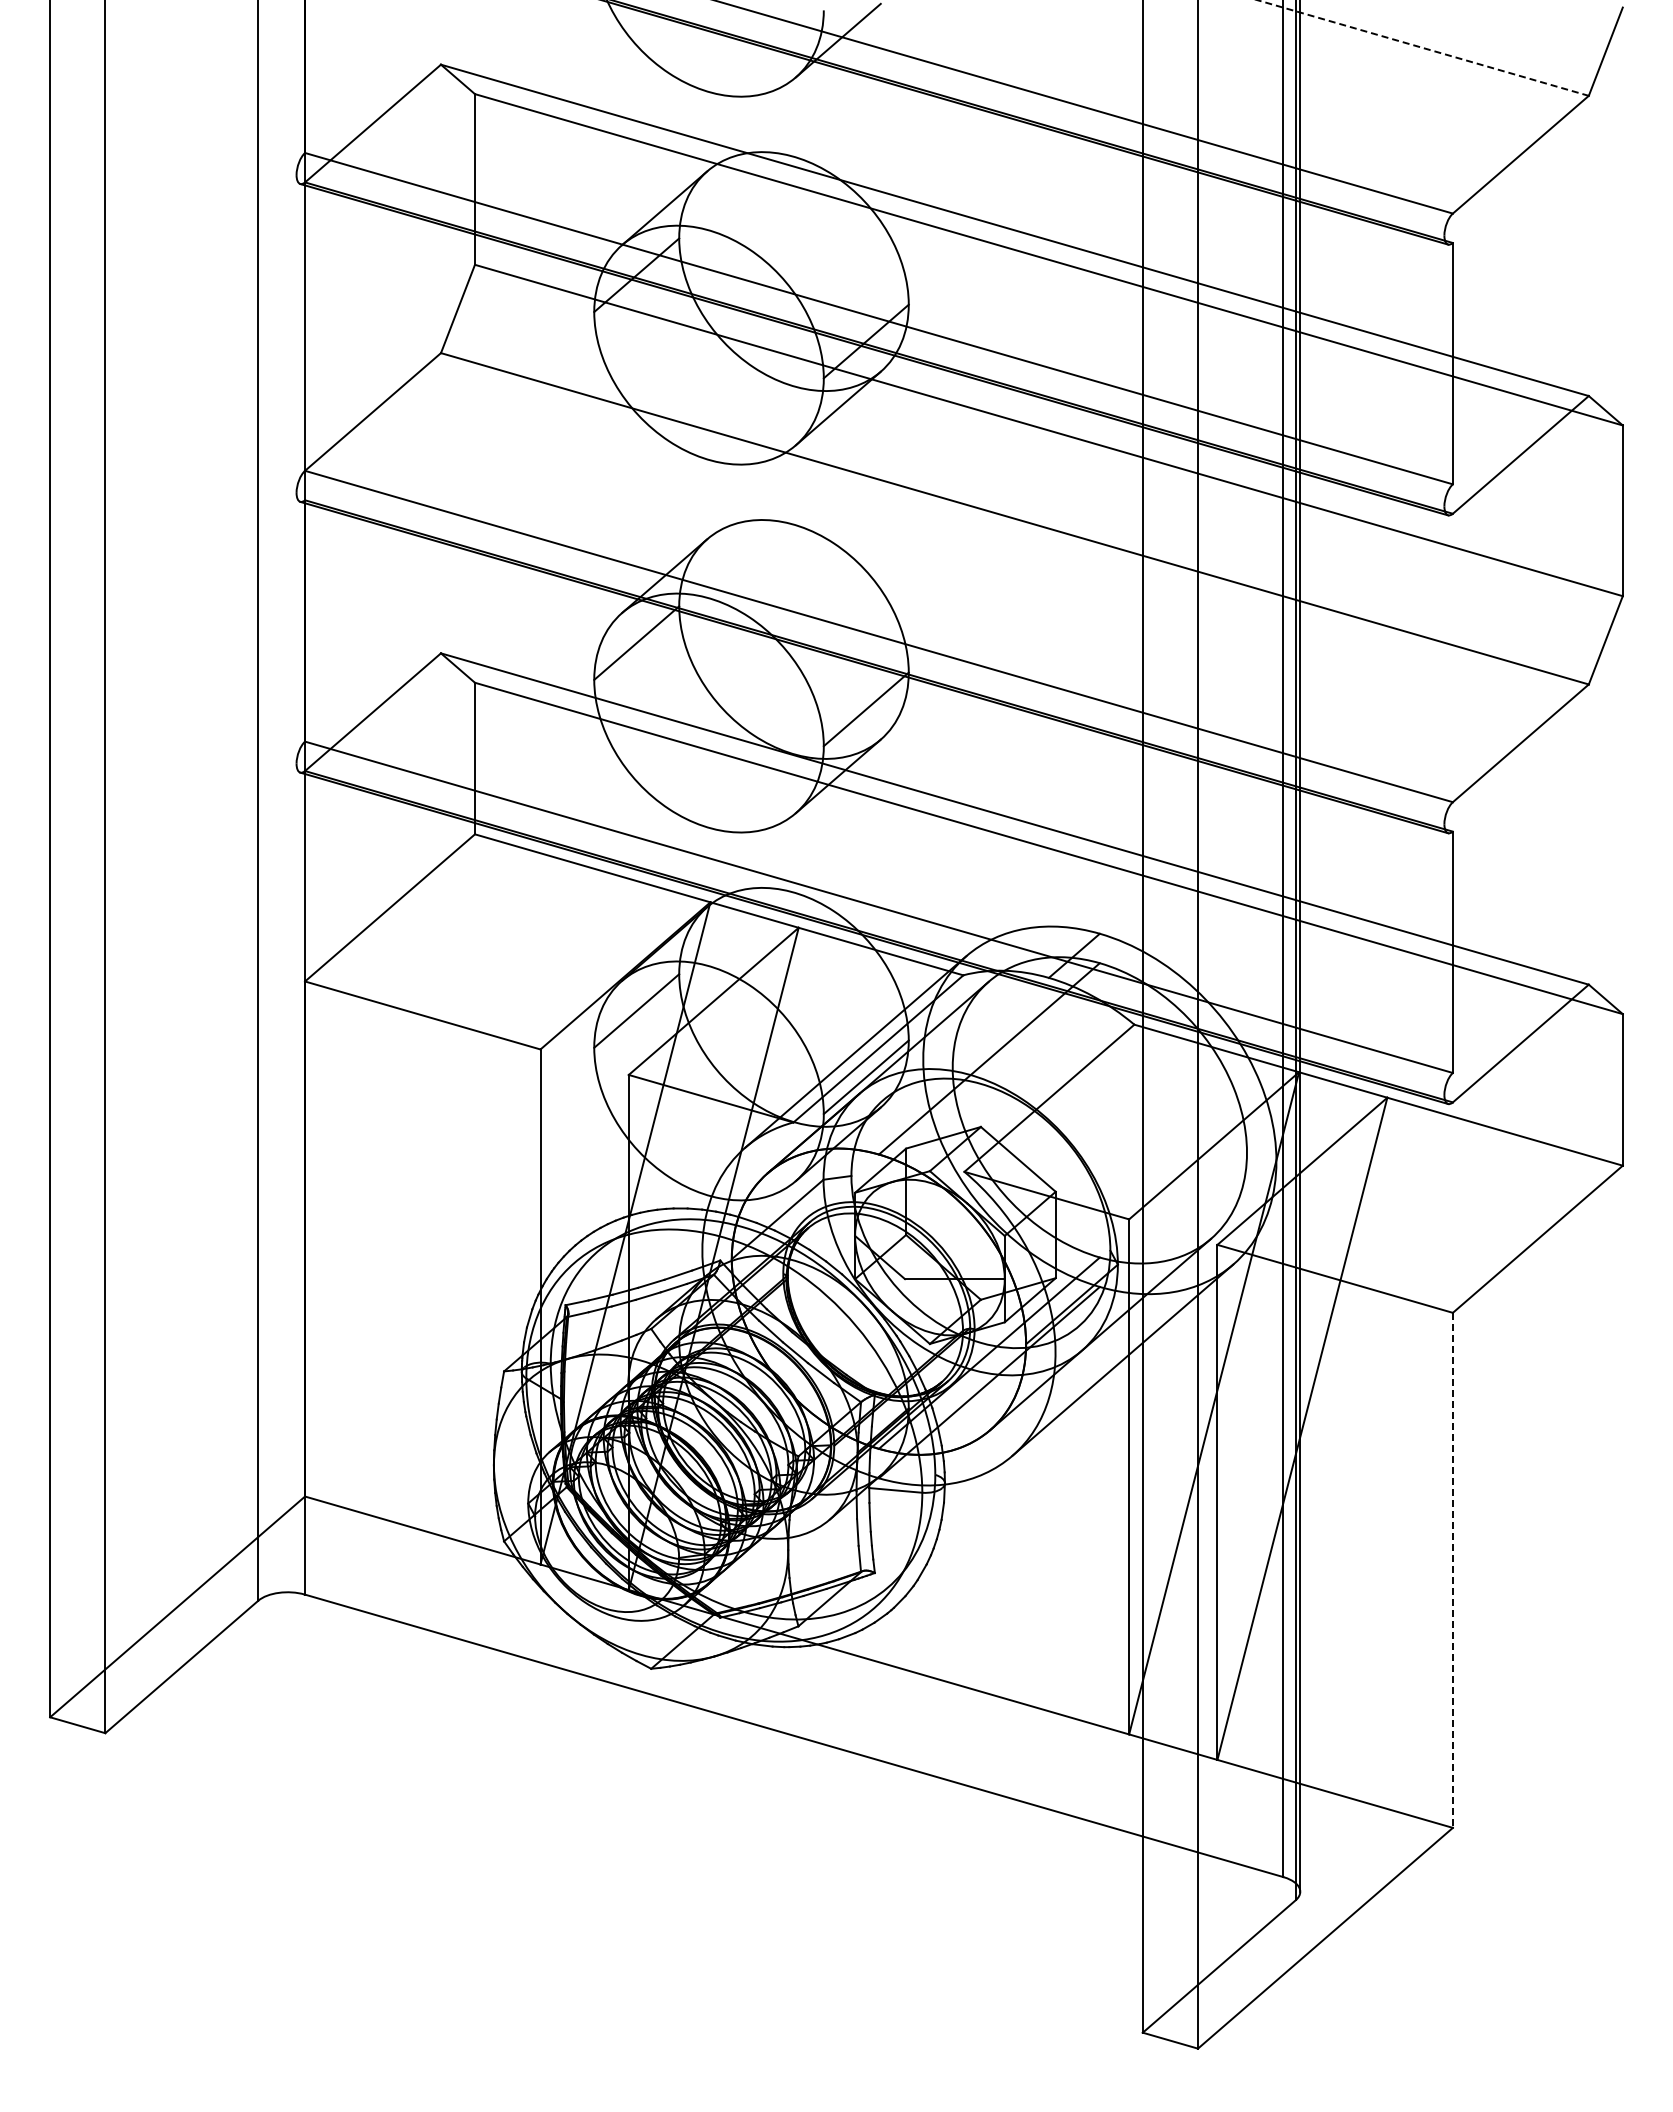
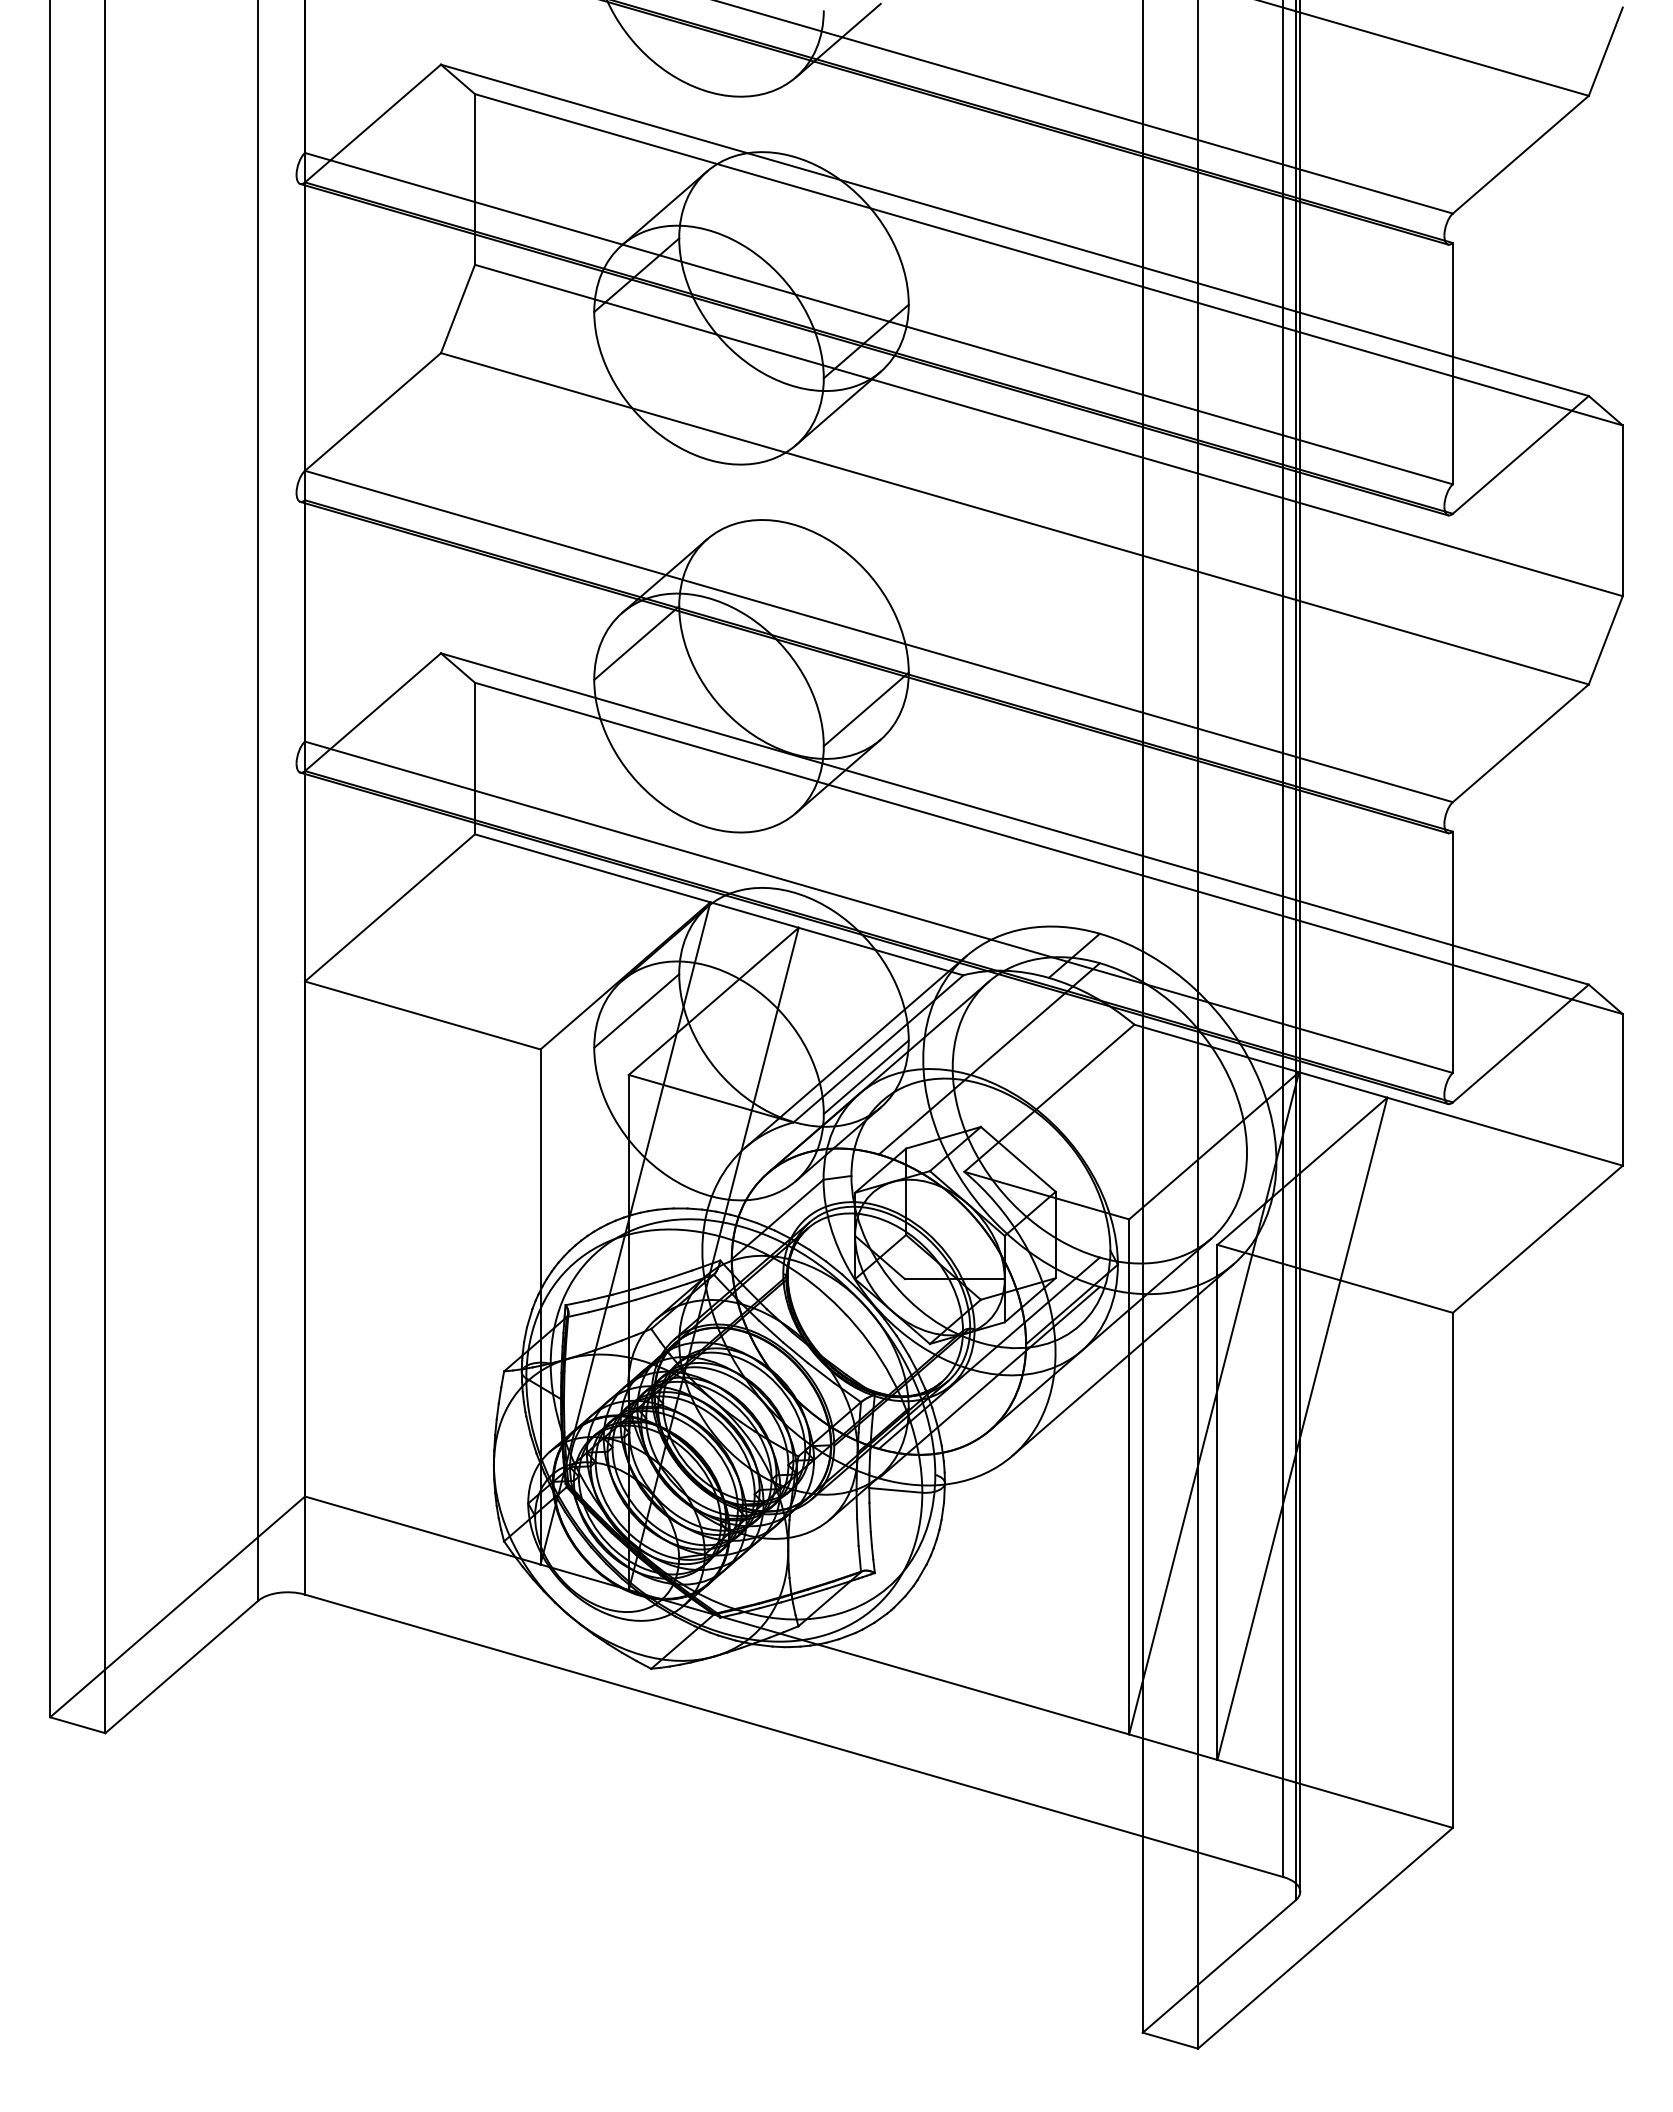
line: dashed -> solid (1423, 48)
line: dashed -> solid (1452, 1570)
